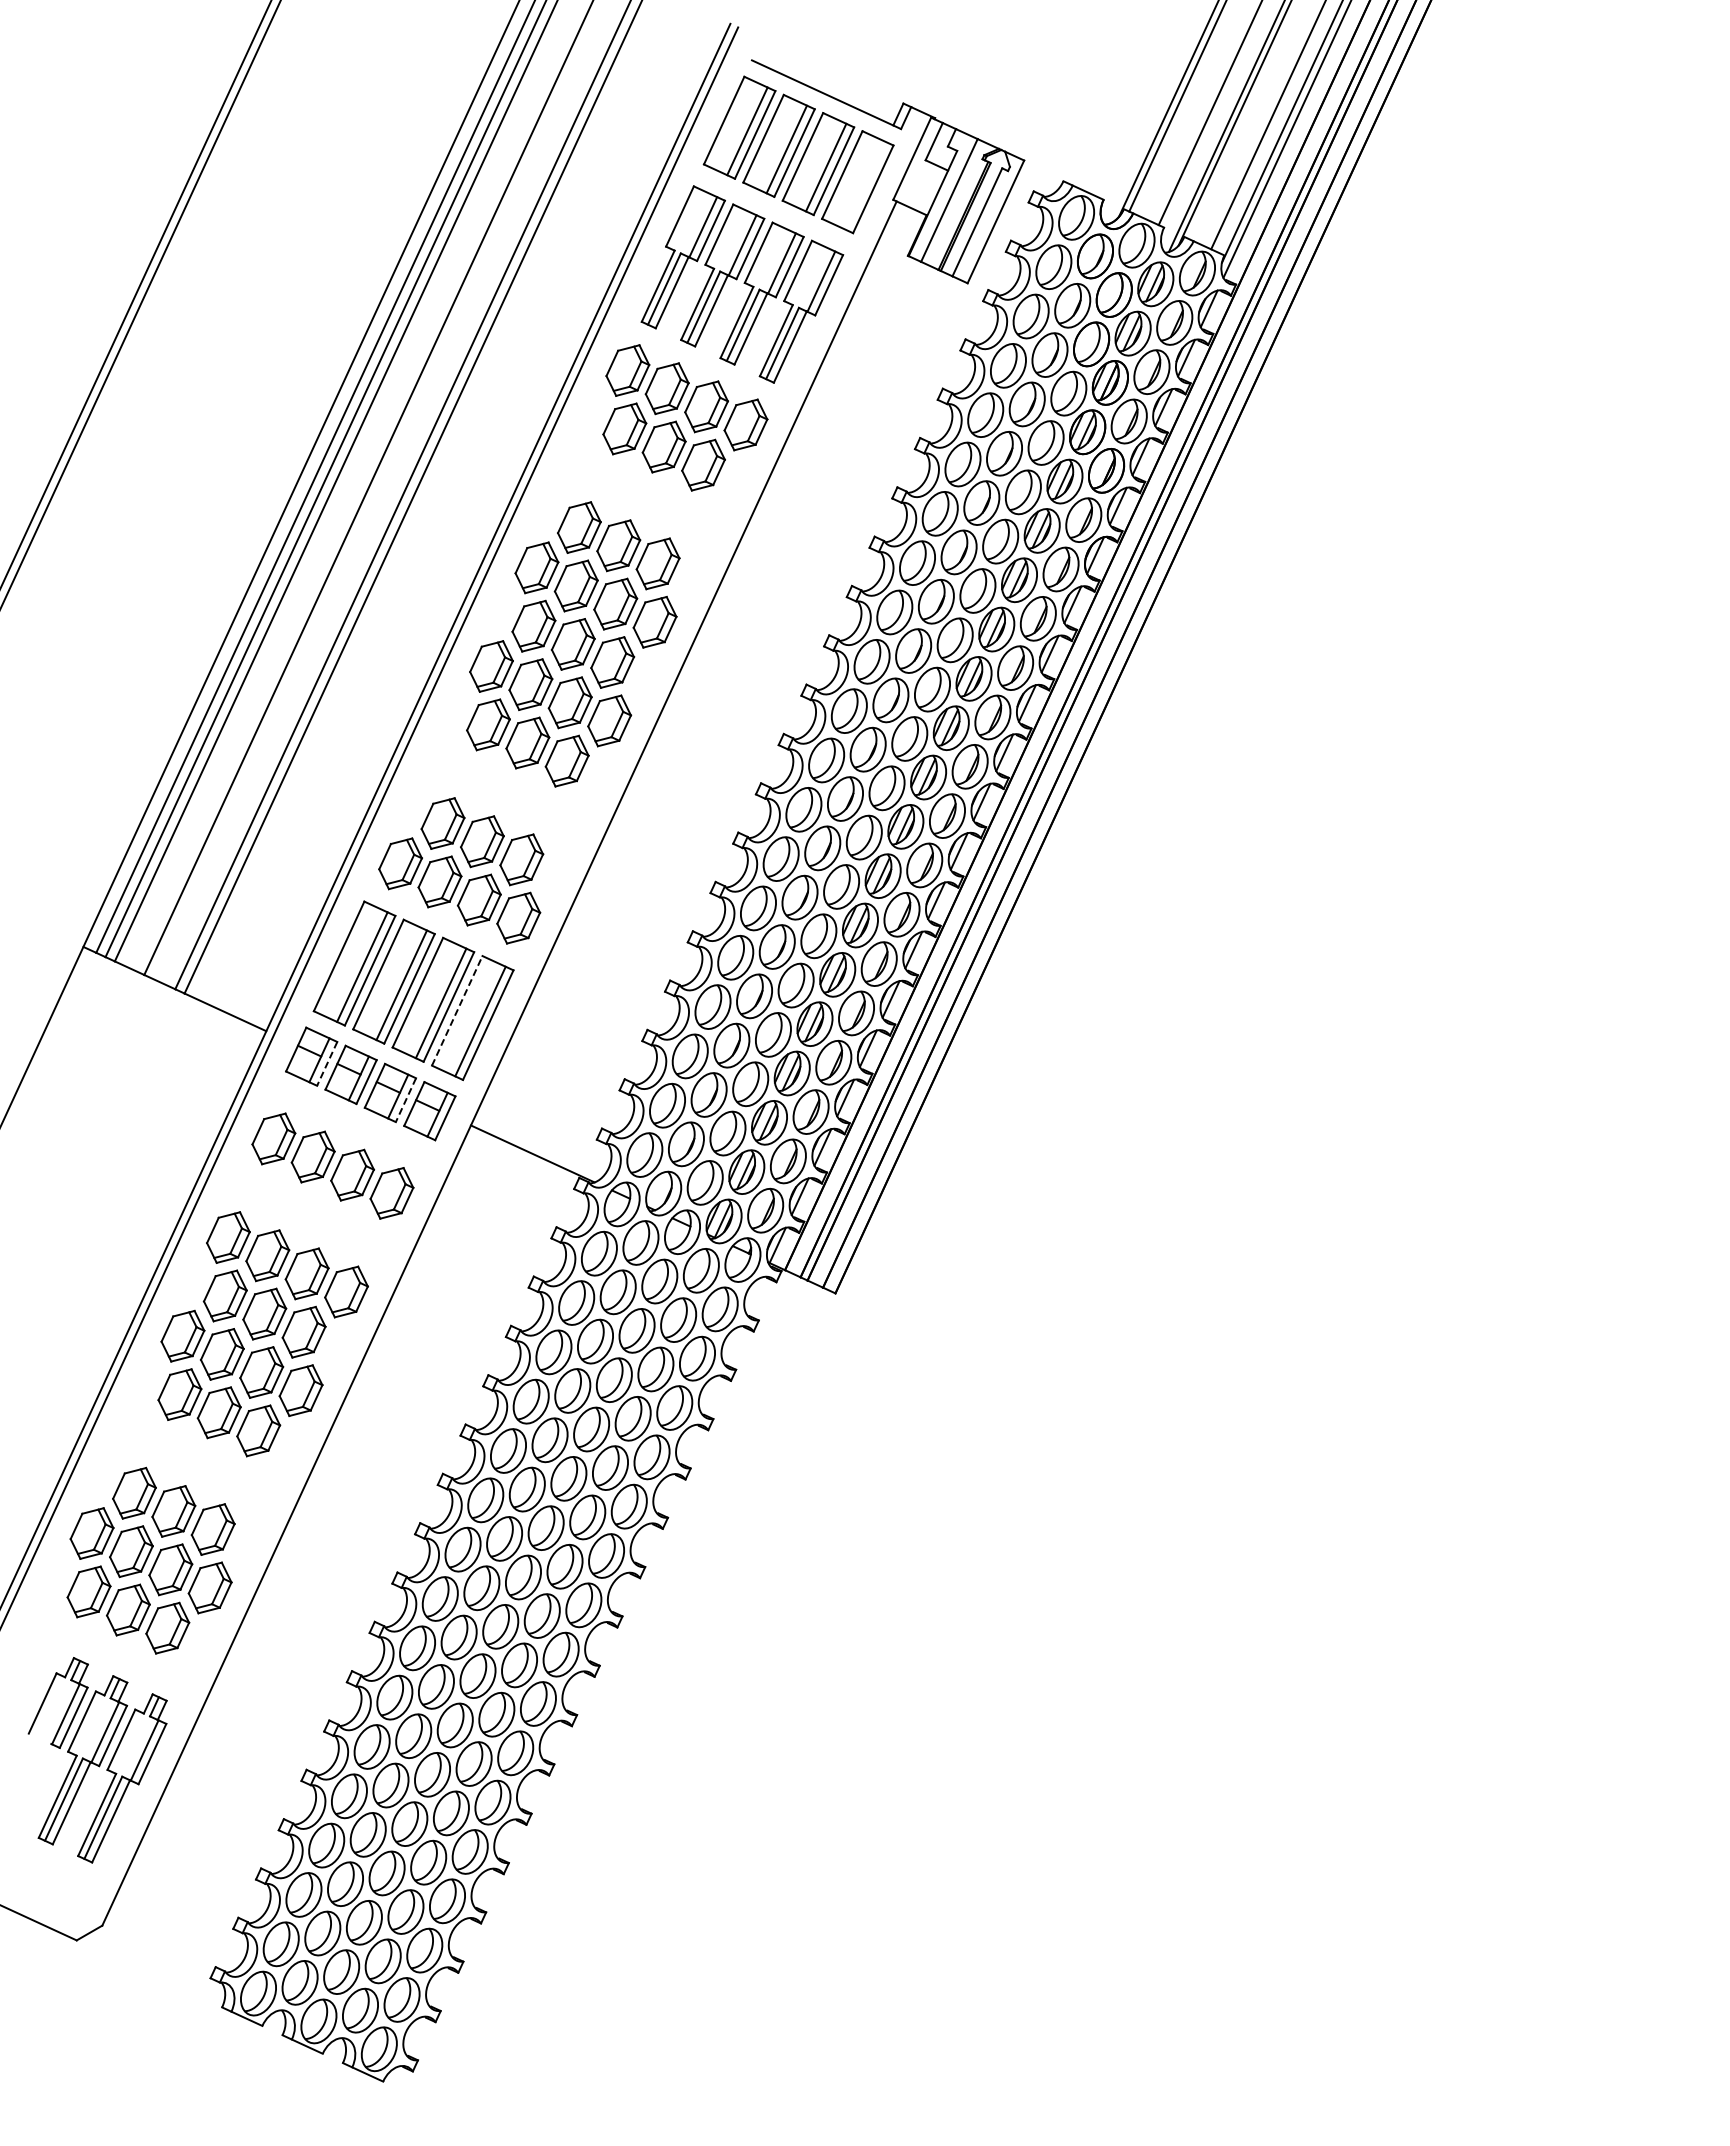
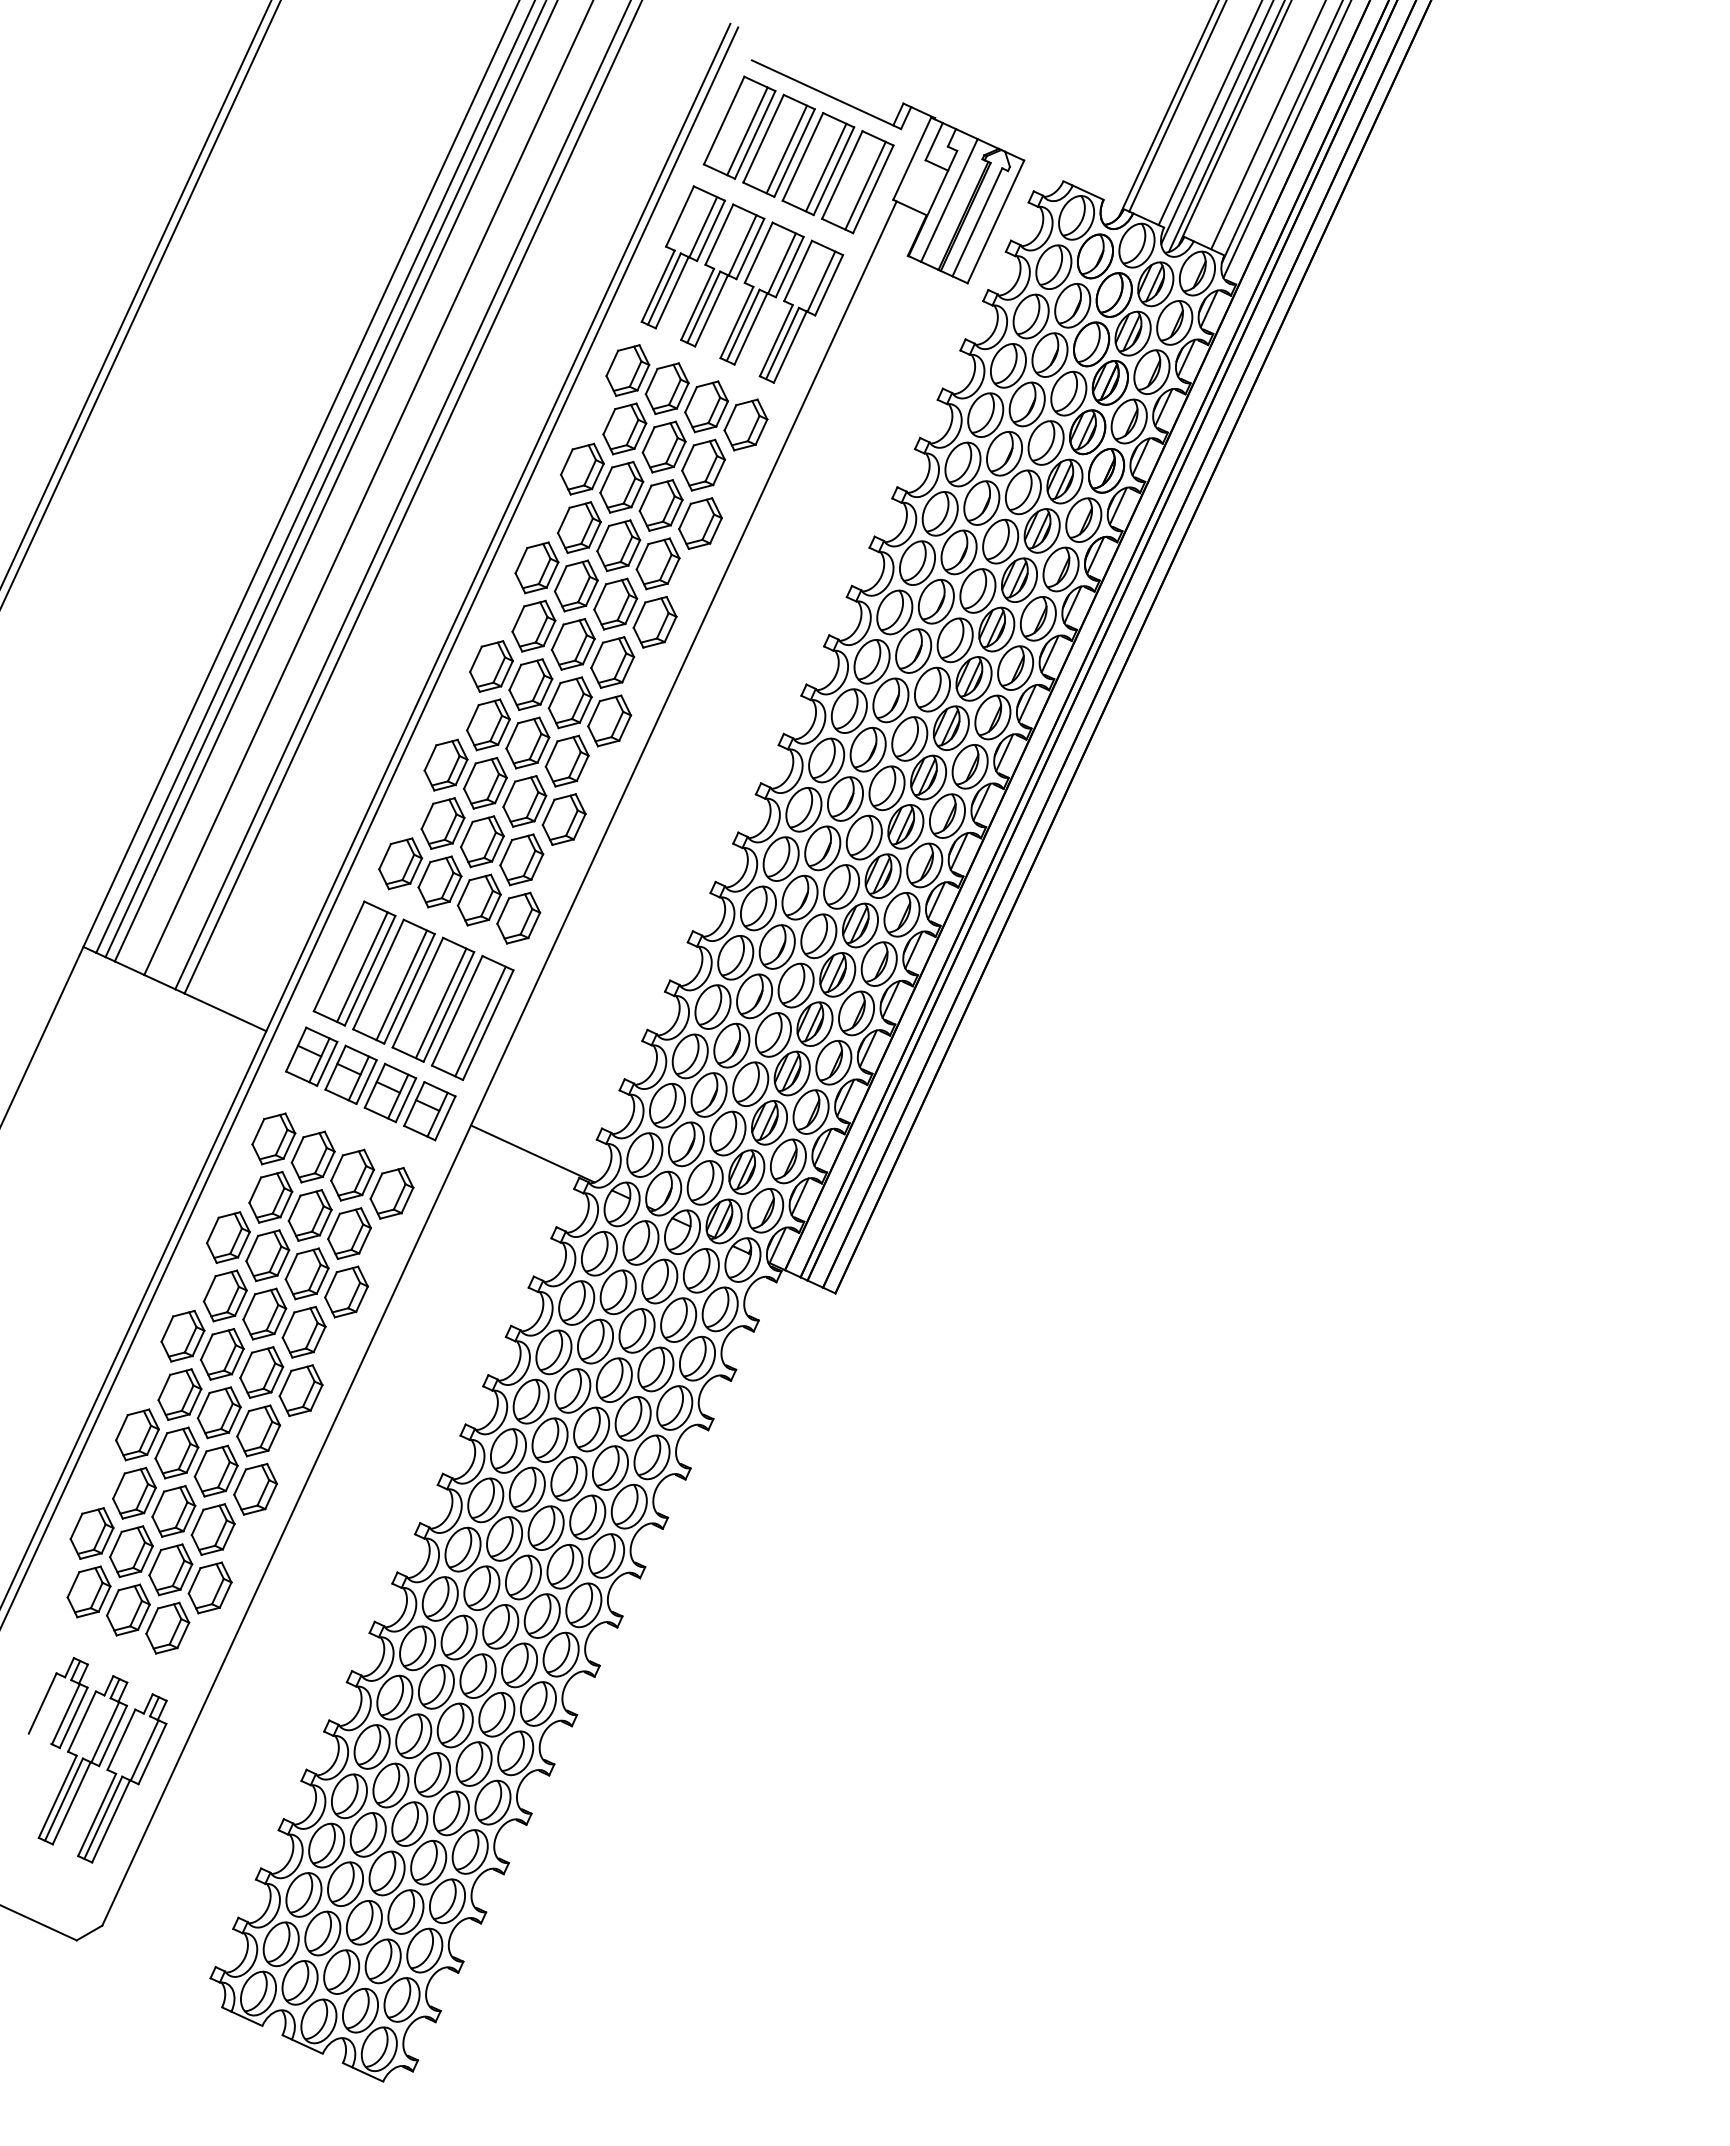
line: none -> present (1216, 123)
line: none -> present (865, 185)
part: none -> present (641, 495)
part: none -> present (504, 791)
line: dashed -> solid (457, 1010)
line: dashed -> solid (327, 1064)
line: dashed -> solid (405, 1100)
part: none -> present (309, 1215)
part: none -> present (196, 1461)
